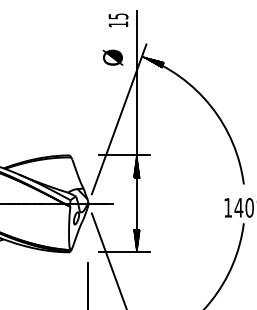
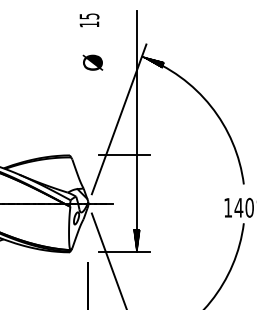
text position: (118, 20) -> (89, 20) (89, 20)
text position: (112, 57) -> (92, 62) (92, 62)
hatch: present -> none (136, 166)
